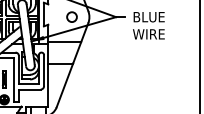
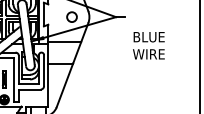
text position: (148, 25) -> (148, 45) (148, 45)
